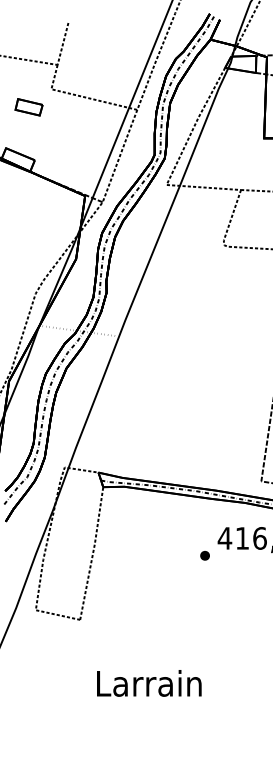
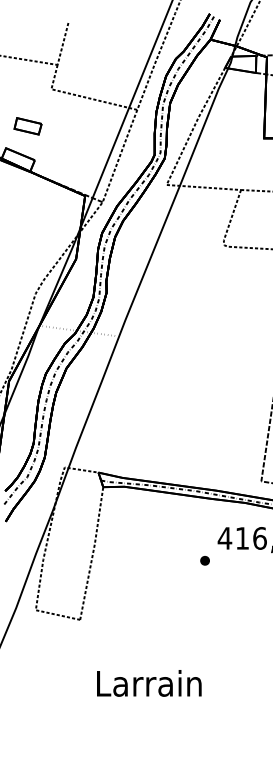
part position: (28, 107) -> (27, 126) (27, 126)
part position: (204, 555) -> (204, 560) (204, 560)
